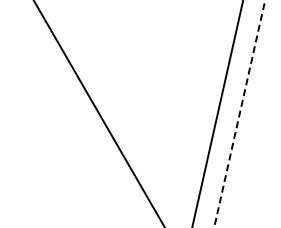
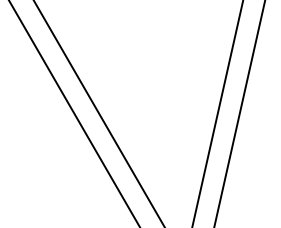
line: none -> present (73, 113)
line: dashed -> solid (239, 114)
